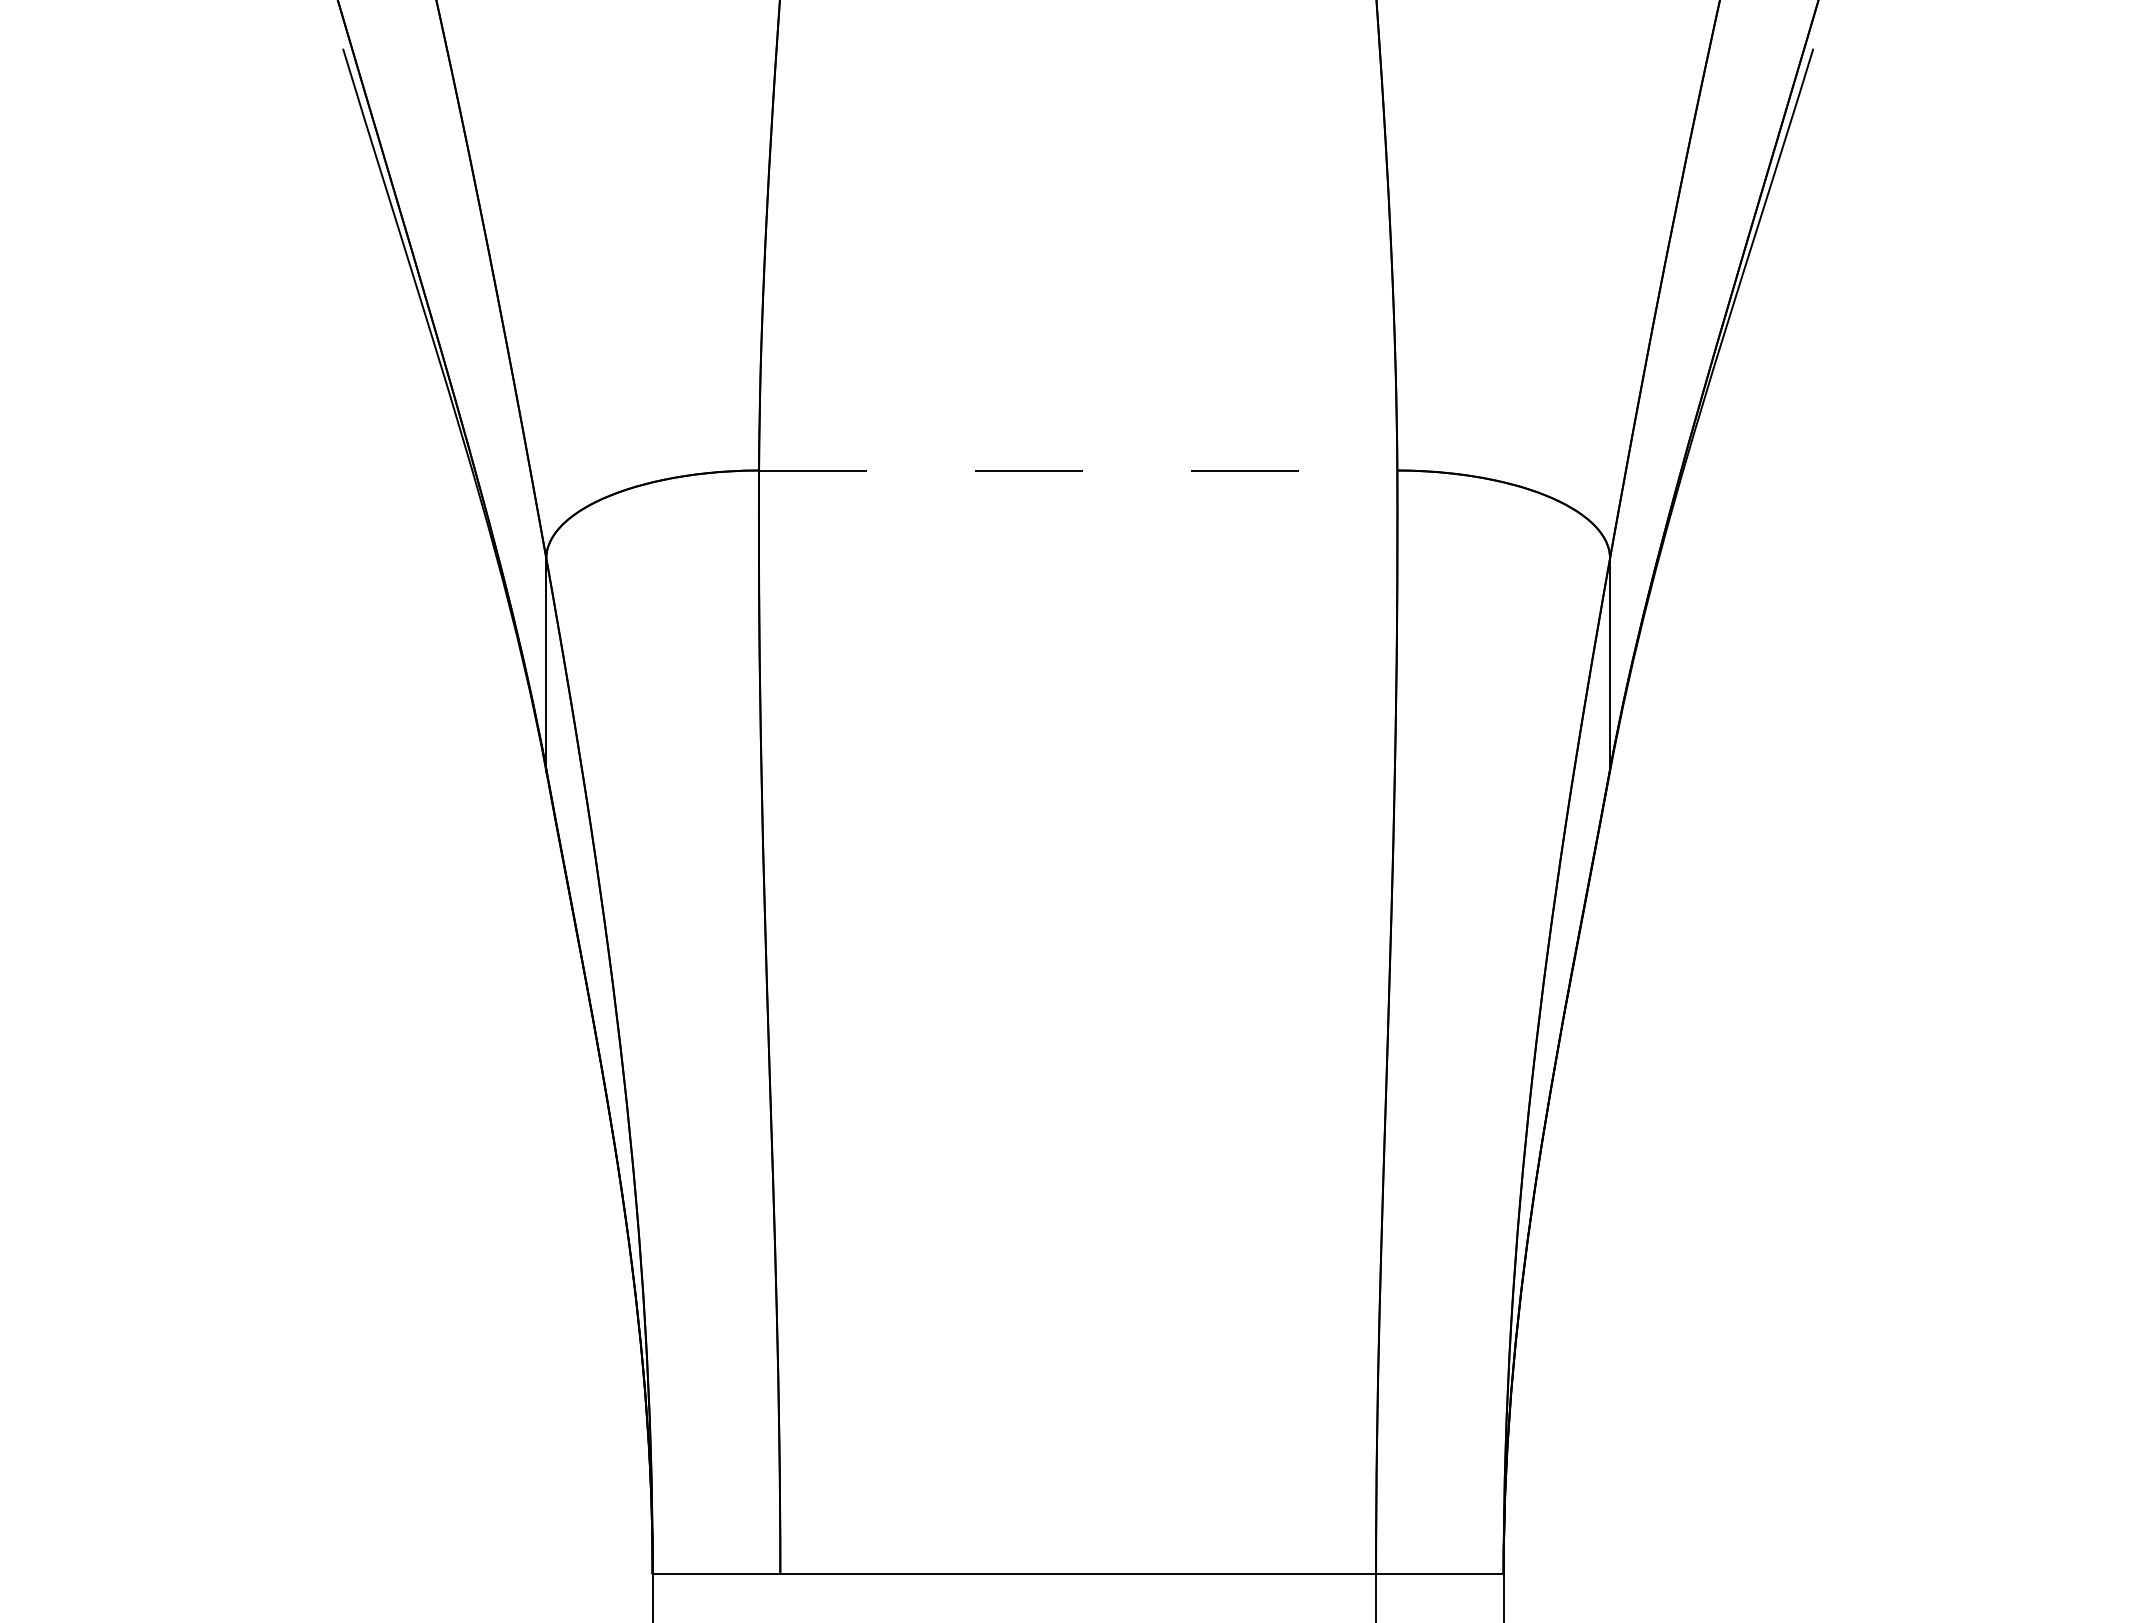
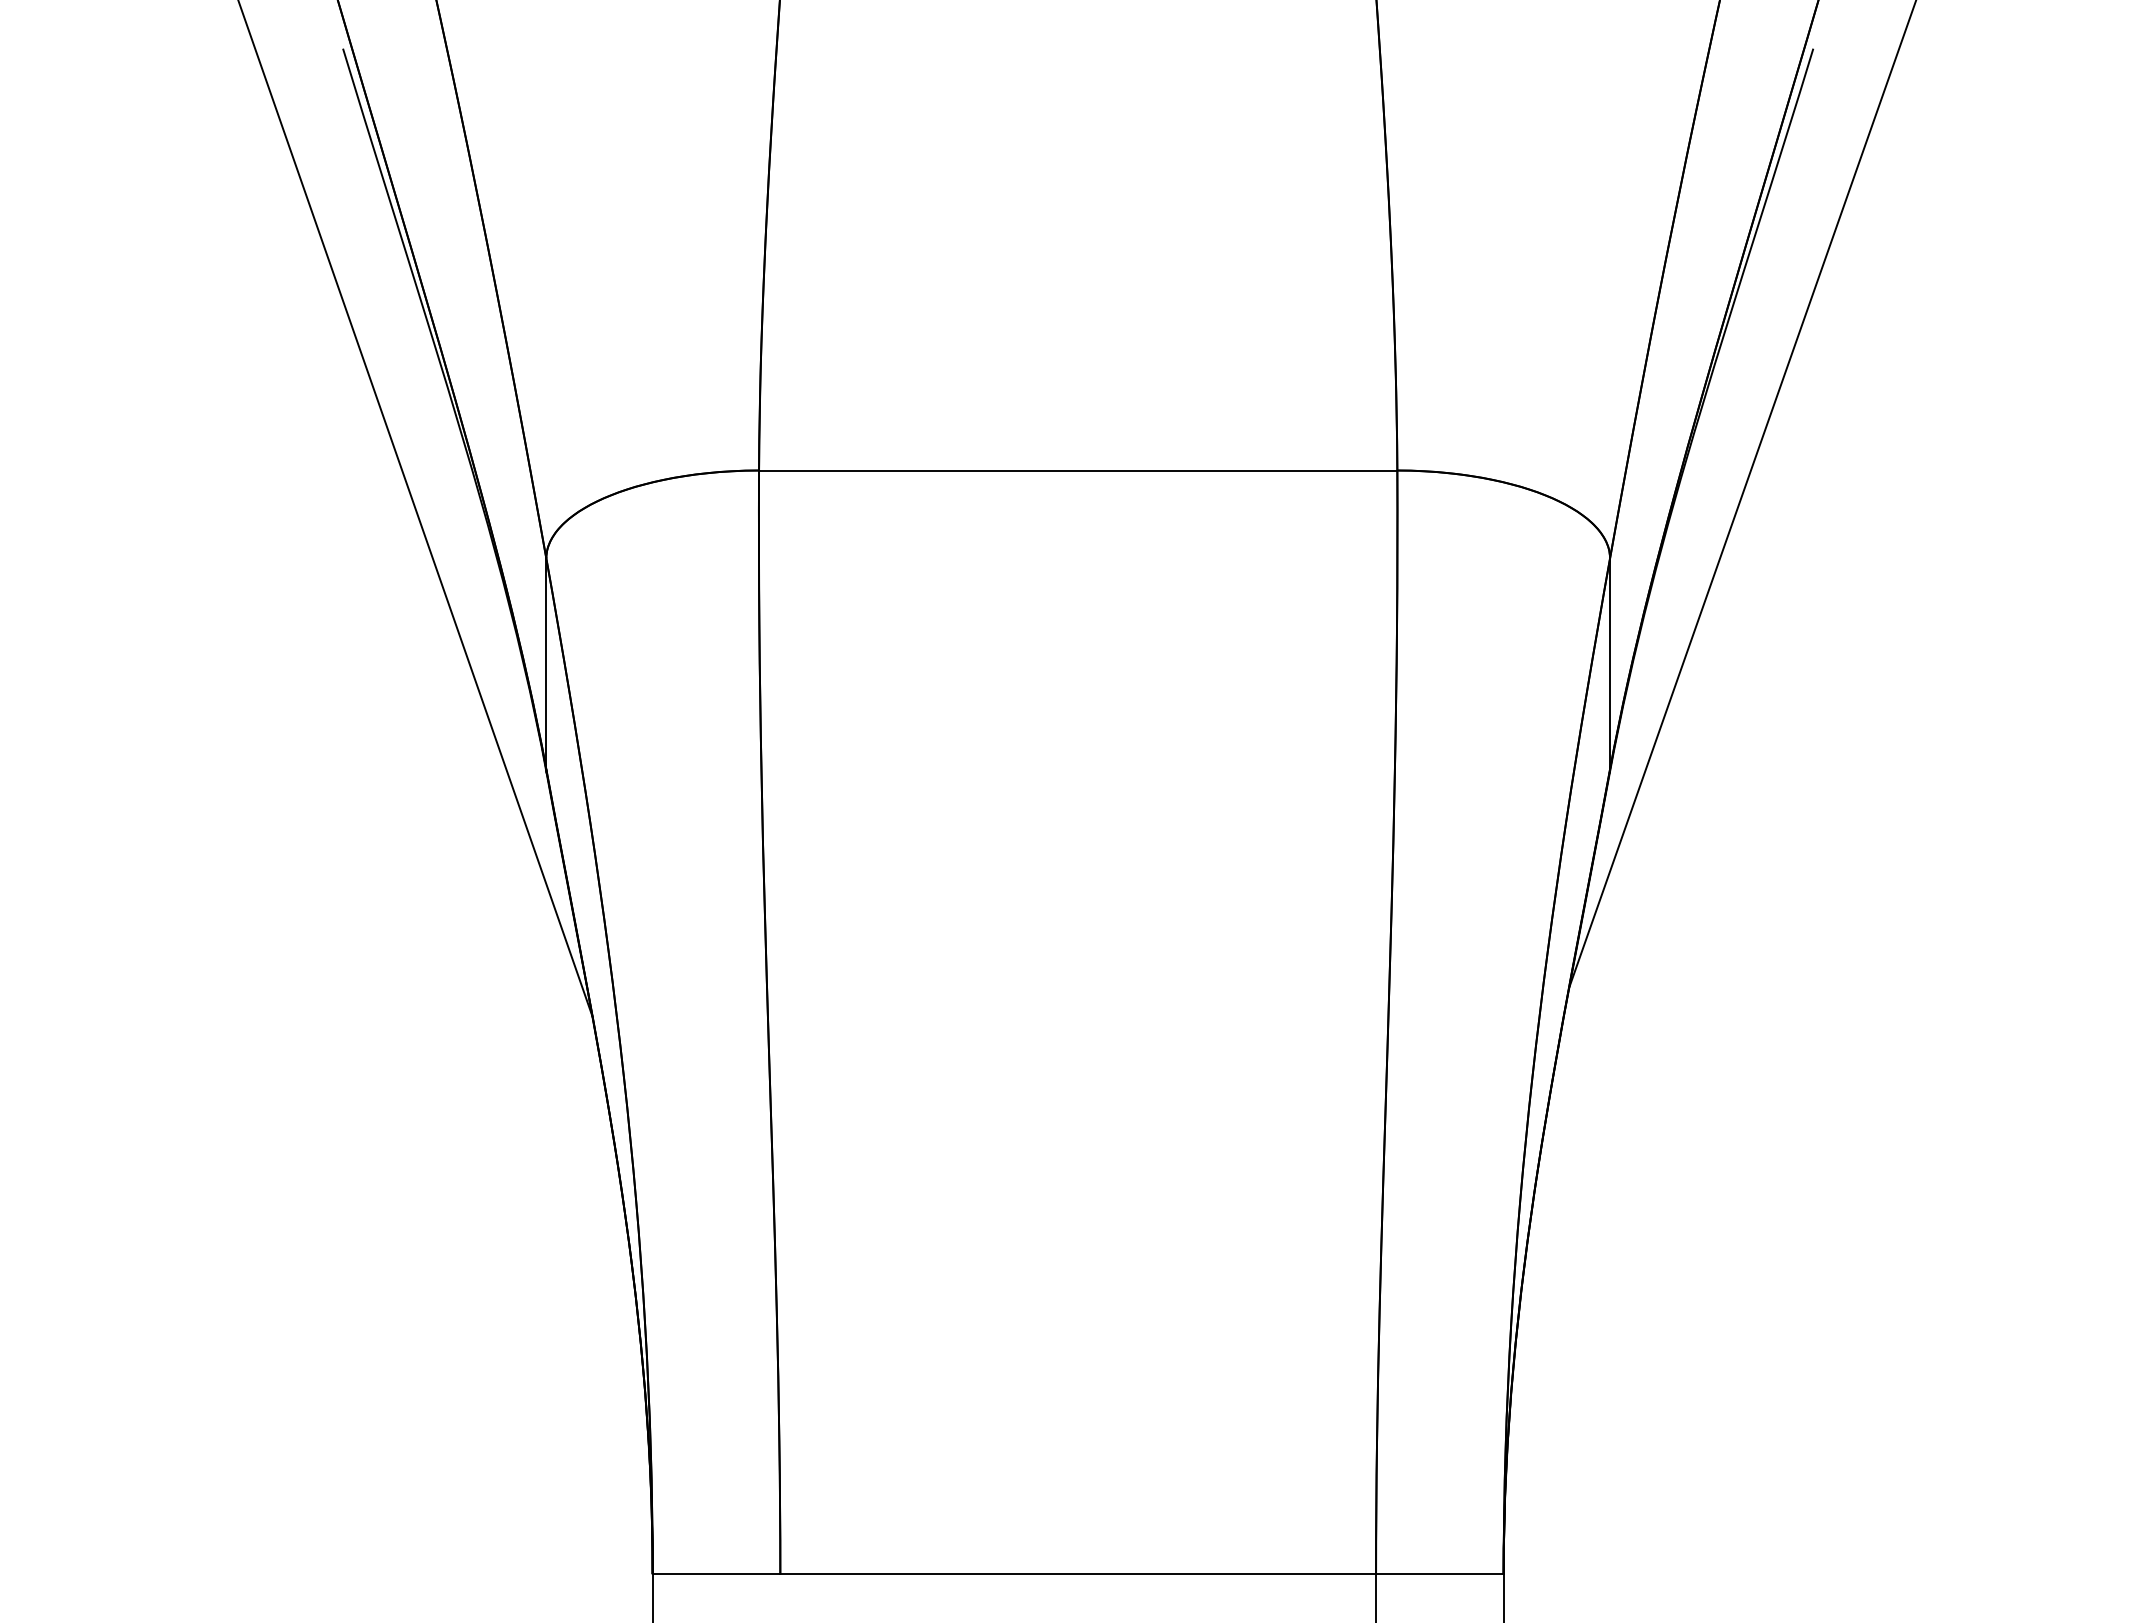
line: dashed -> solid (1078, 470)
line: none -> present (1742, 494)
line: none -> present (415, 509)
